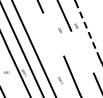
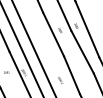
line: dashed -> solid (87, 30)
line: none -> present (53, 34)
line: none -> present (82, 52)
